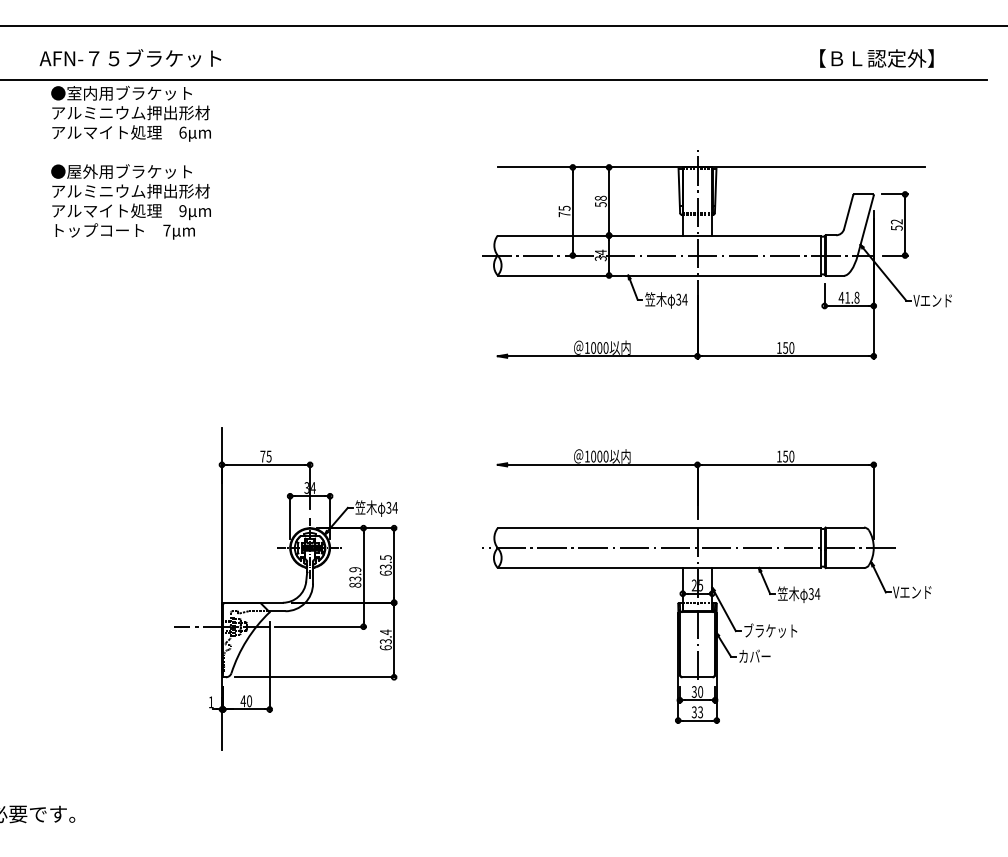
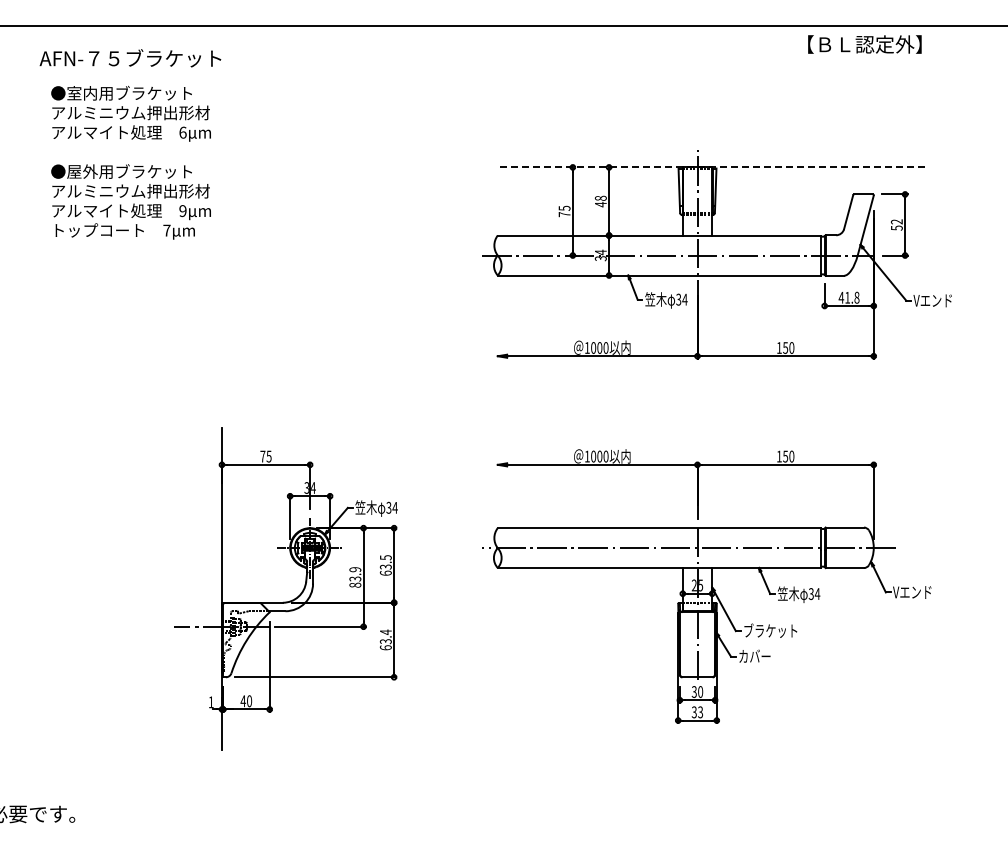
text position: (876, 58) -> (864, 44) (864, 44)
line: present -> none (494, 80)
line: solid -> dashed (710, 167)
text: 58 -> 48 (600, 204)
